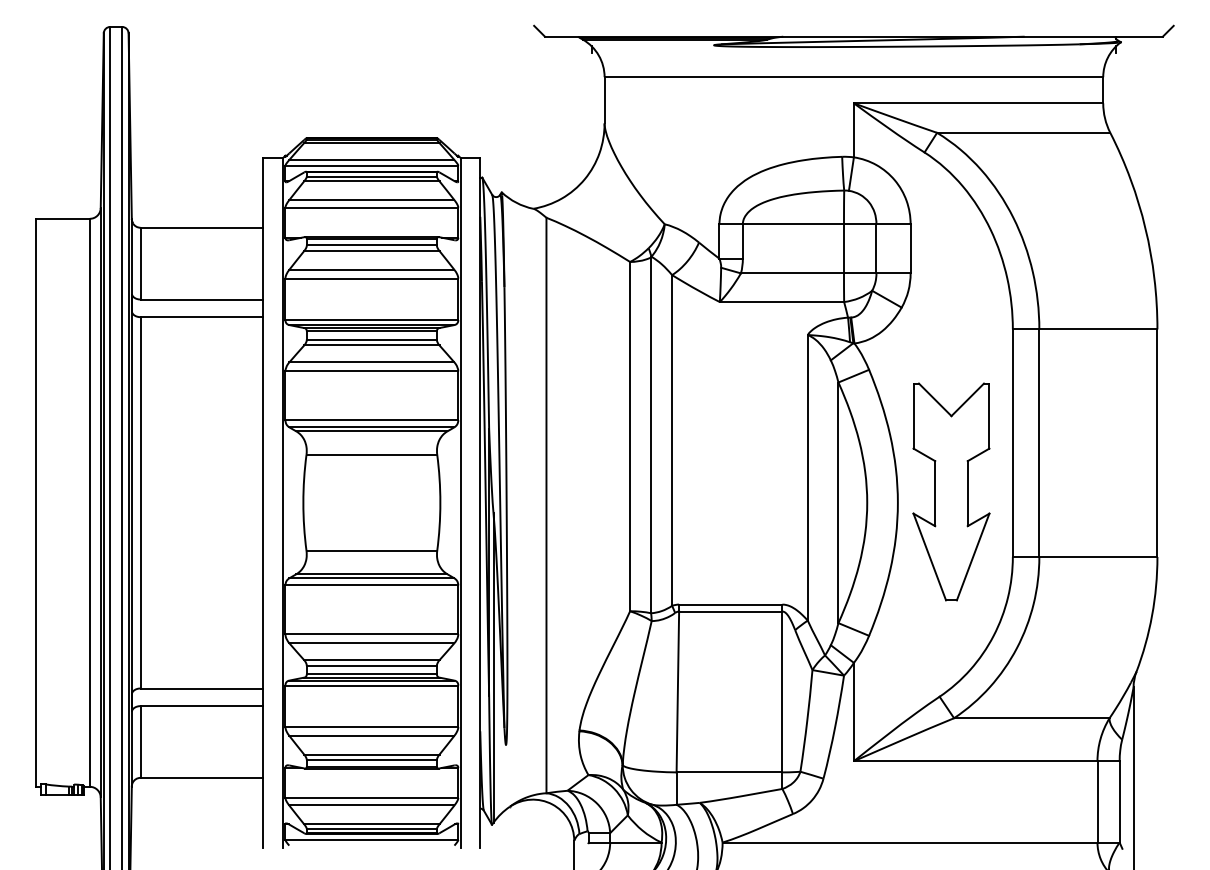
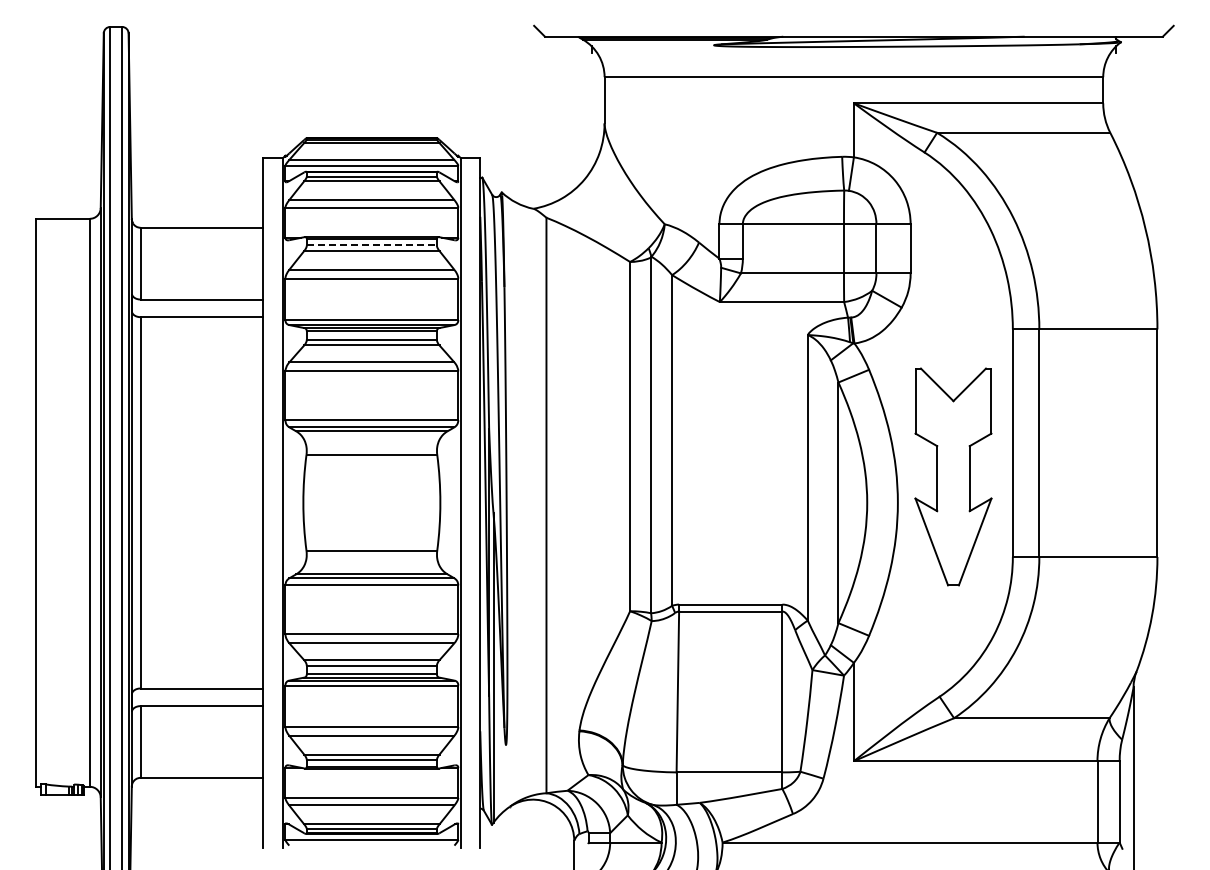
line: solid -> dashed (372, 245)
part position: (951, 491) -> (953, 476) (953, 476)
